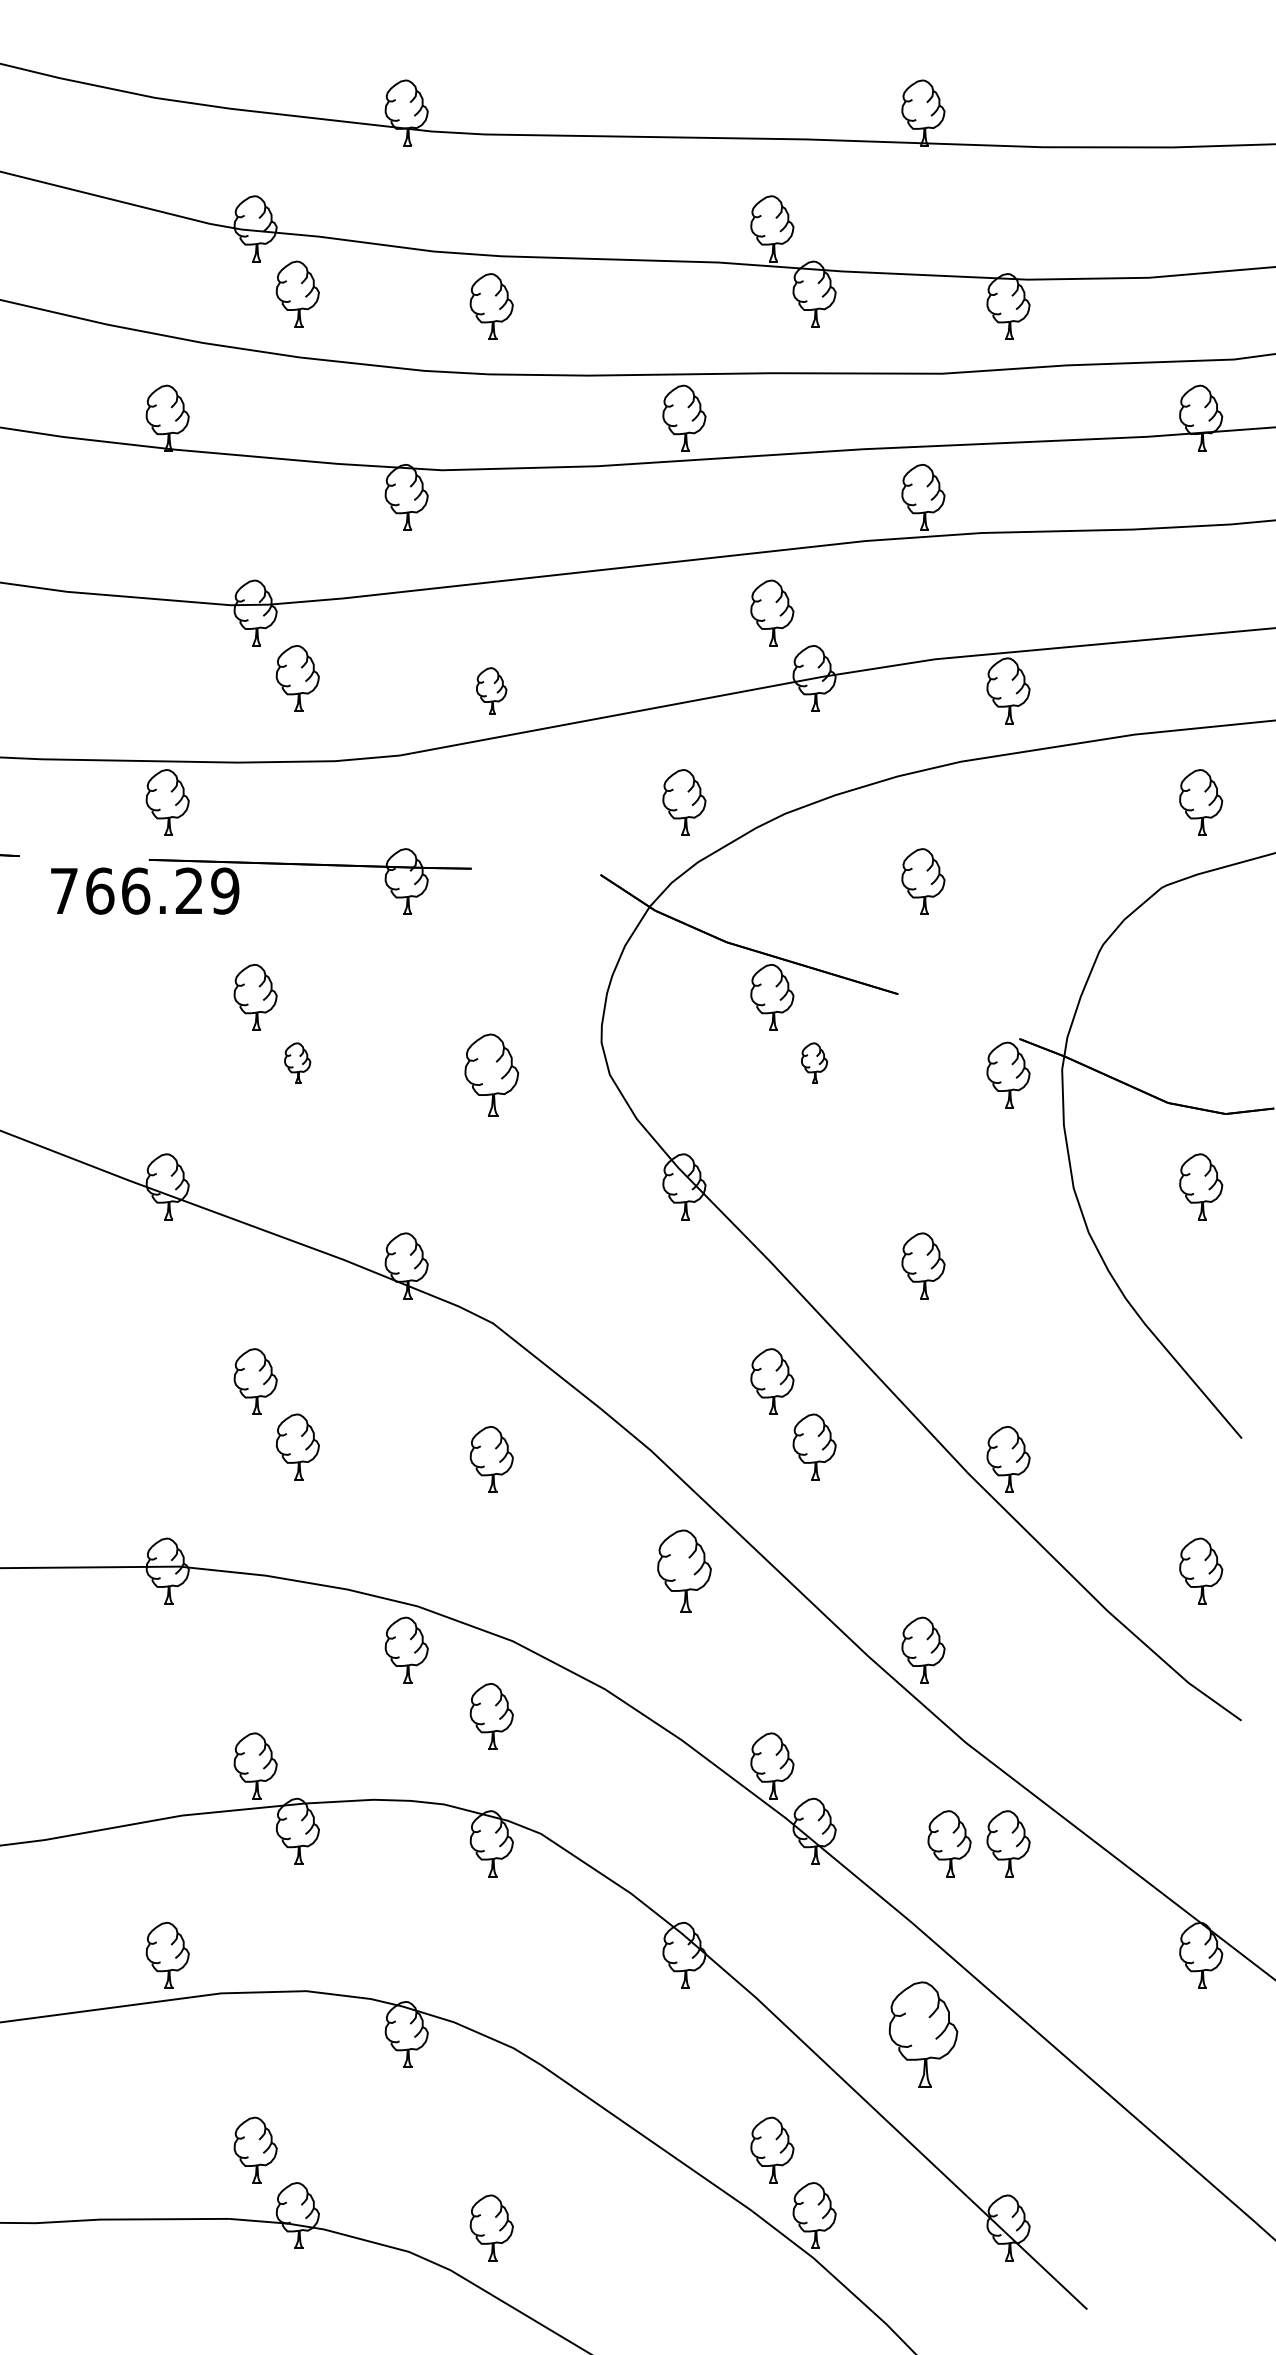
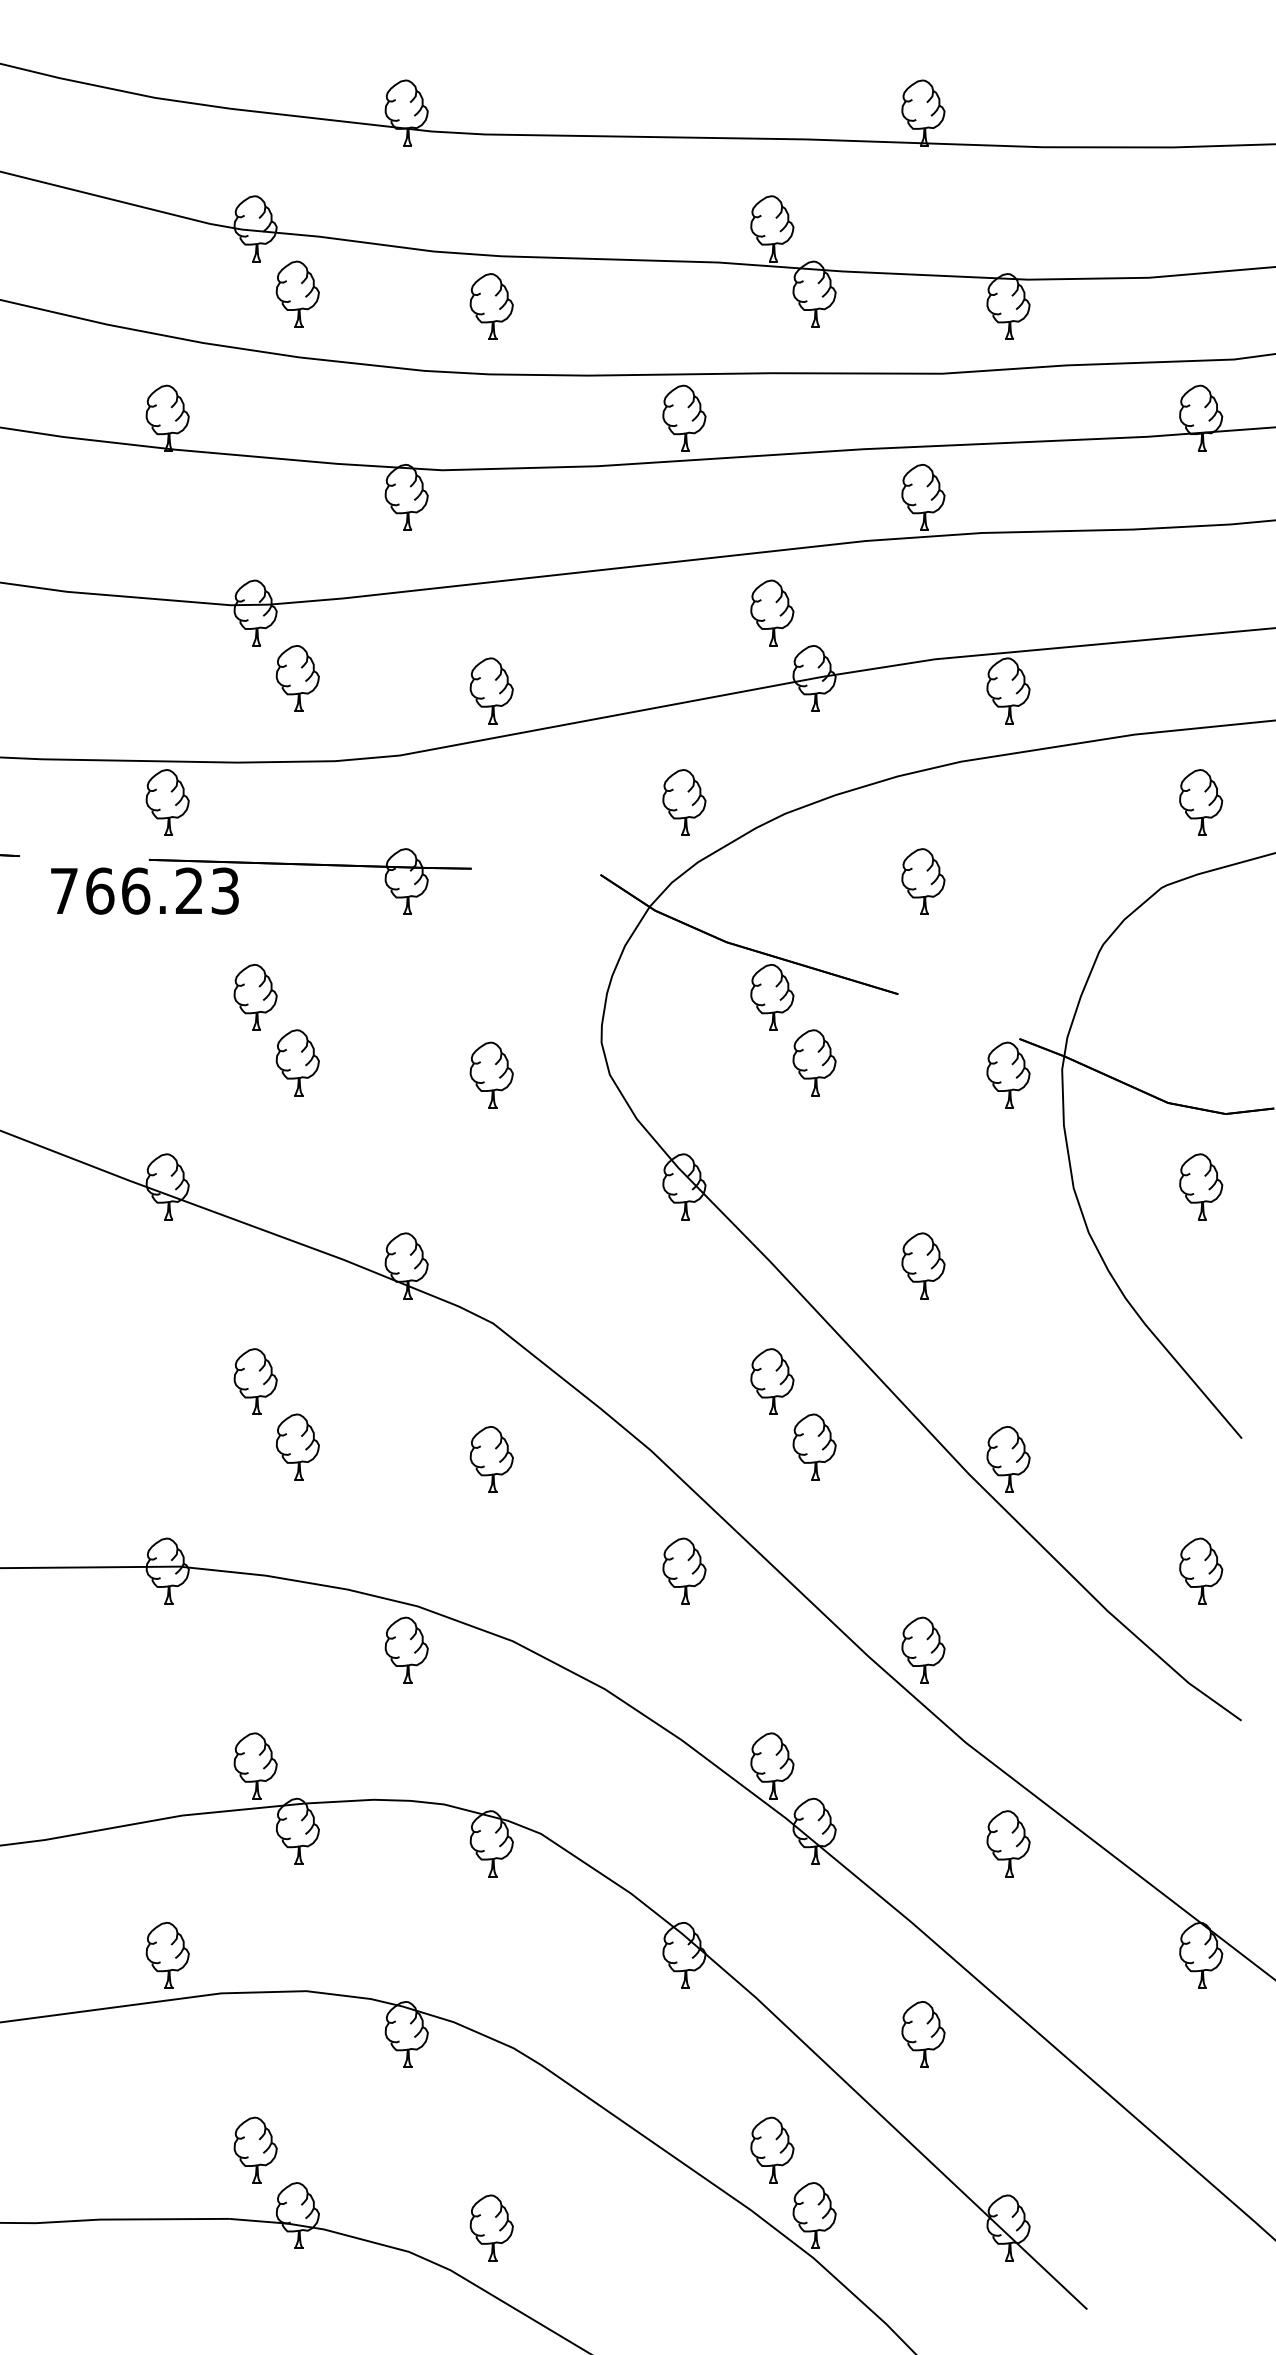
part size: 32x48 px -> 45x68 px (491, 690)
text: 766.29 -> 766.23 (225, 890)
part size: 28x42 px -> 45x68 px (297, 1062)
part size: 28x42 px -> 45x68 px (814, 1062)
part size: 56x84 px -> 45x68 px (491, 1074)
part size: 55x84 px -> 45x68 px (684, 1570)
part: present -> none (491, 1716)
part: present -> none (949, 1843)
part size: 71x107 px -> 45x67 px (923, 2034)
